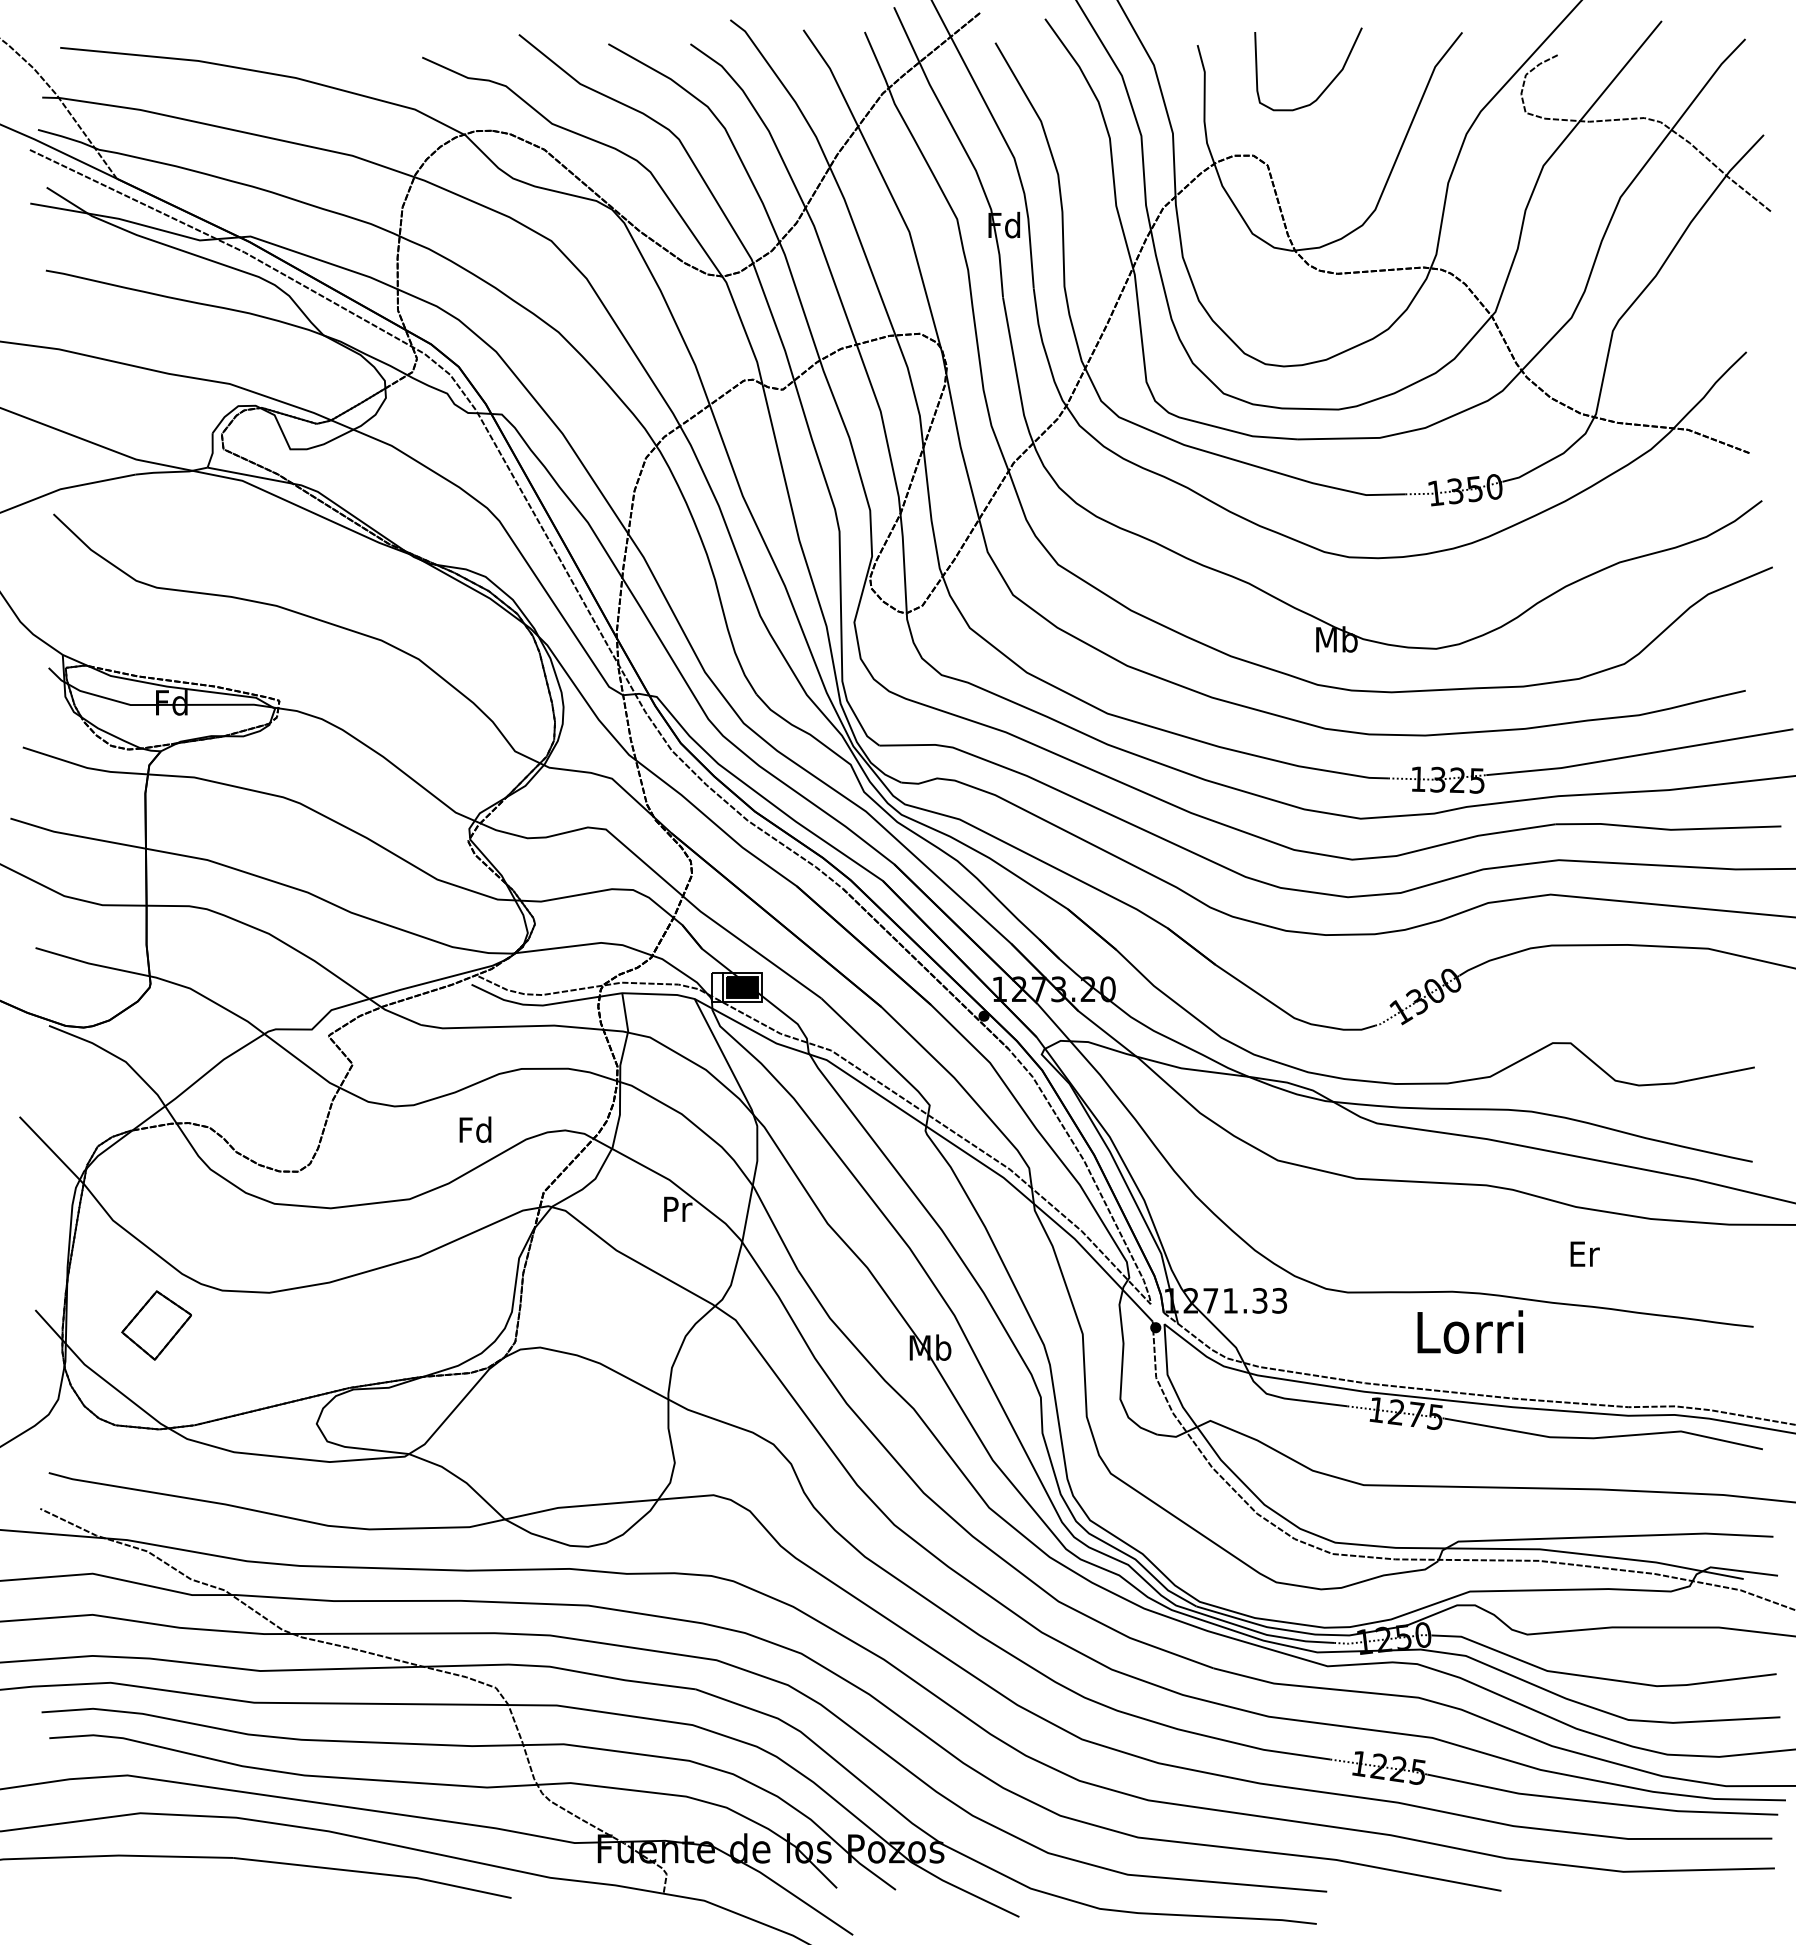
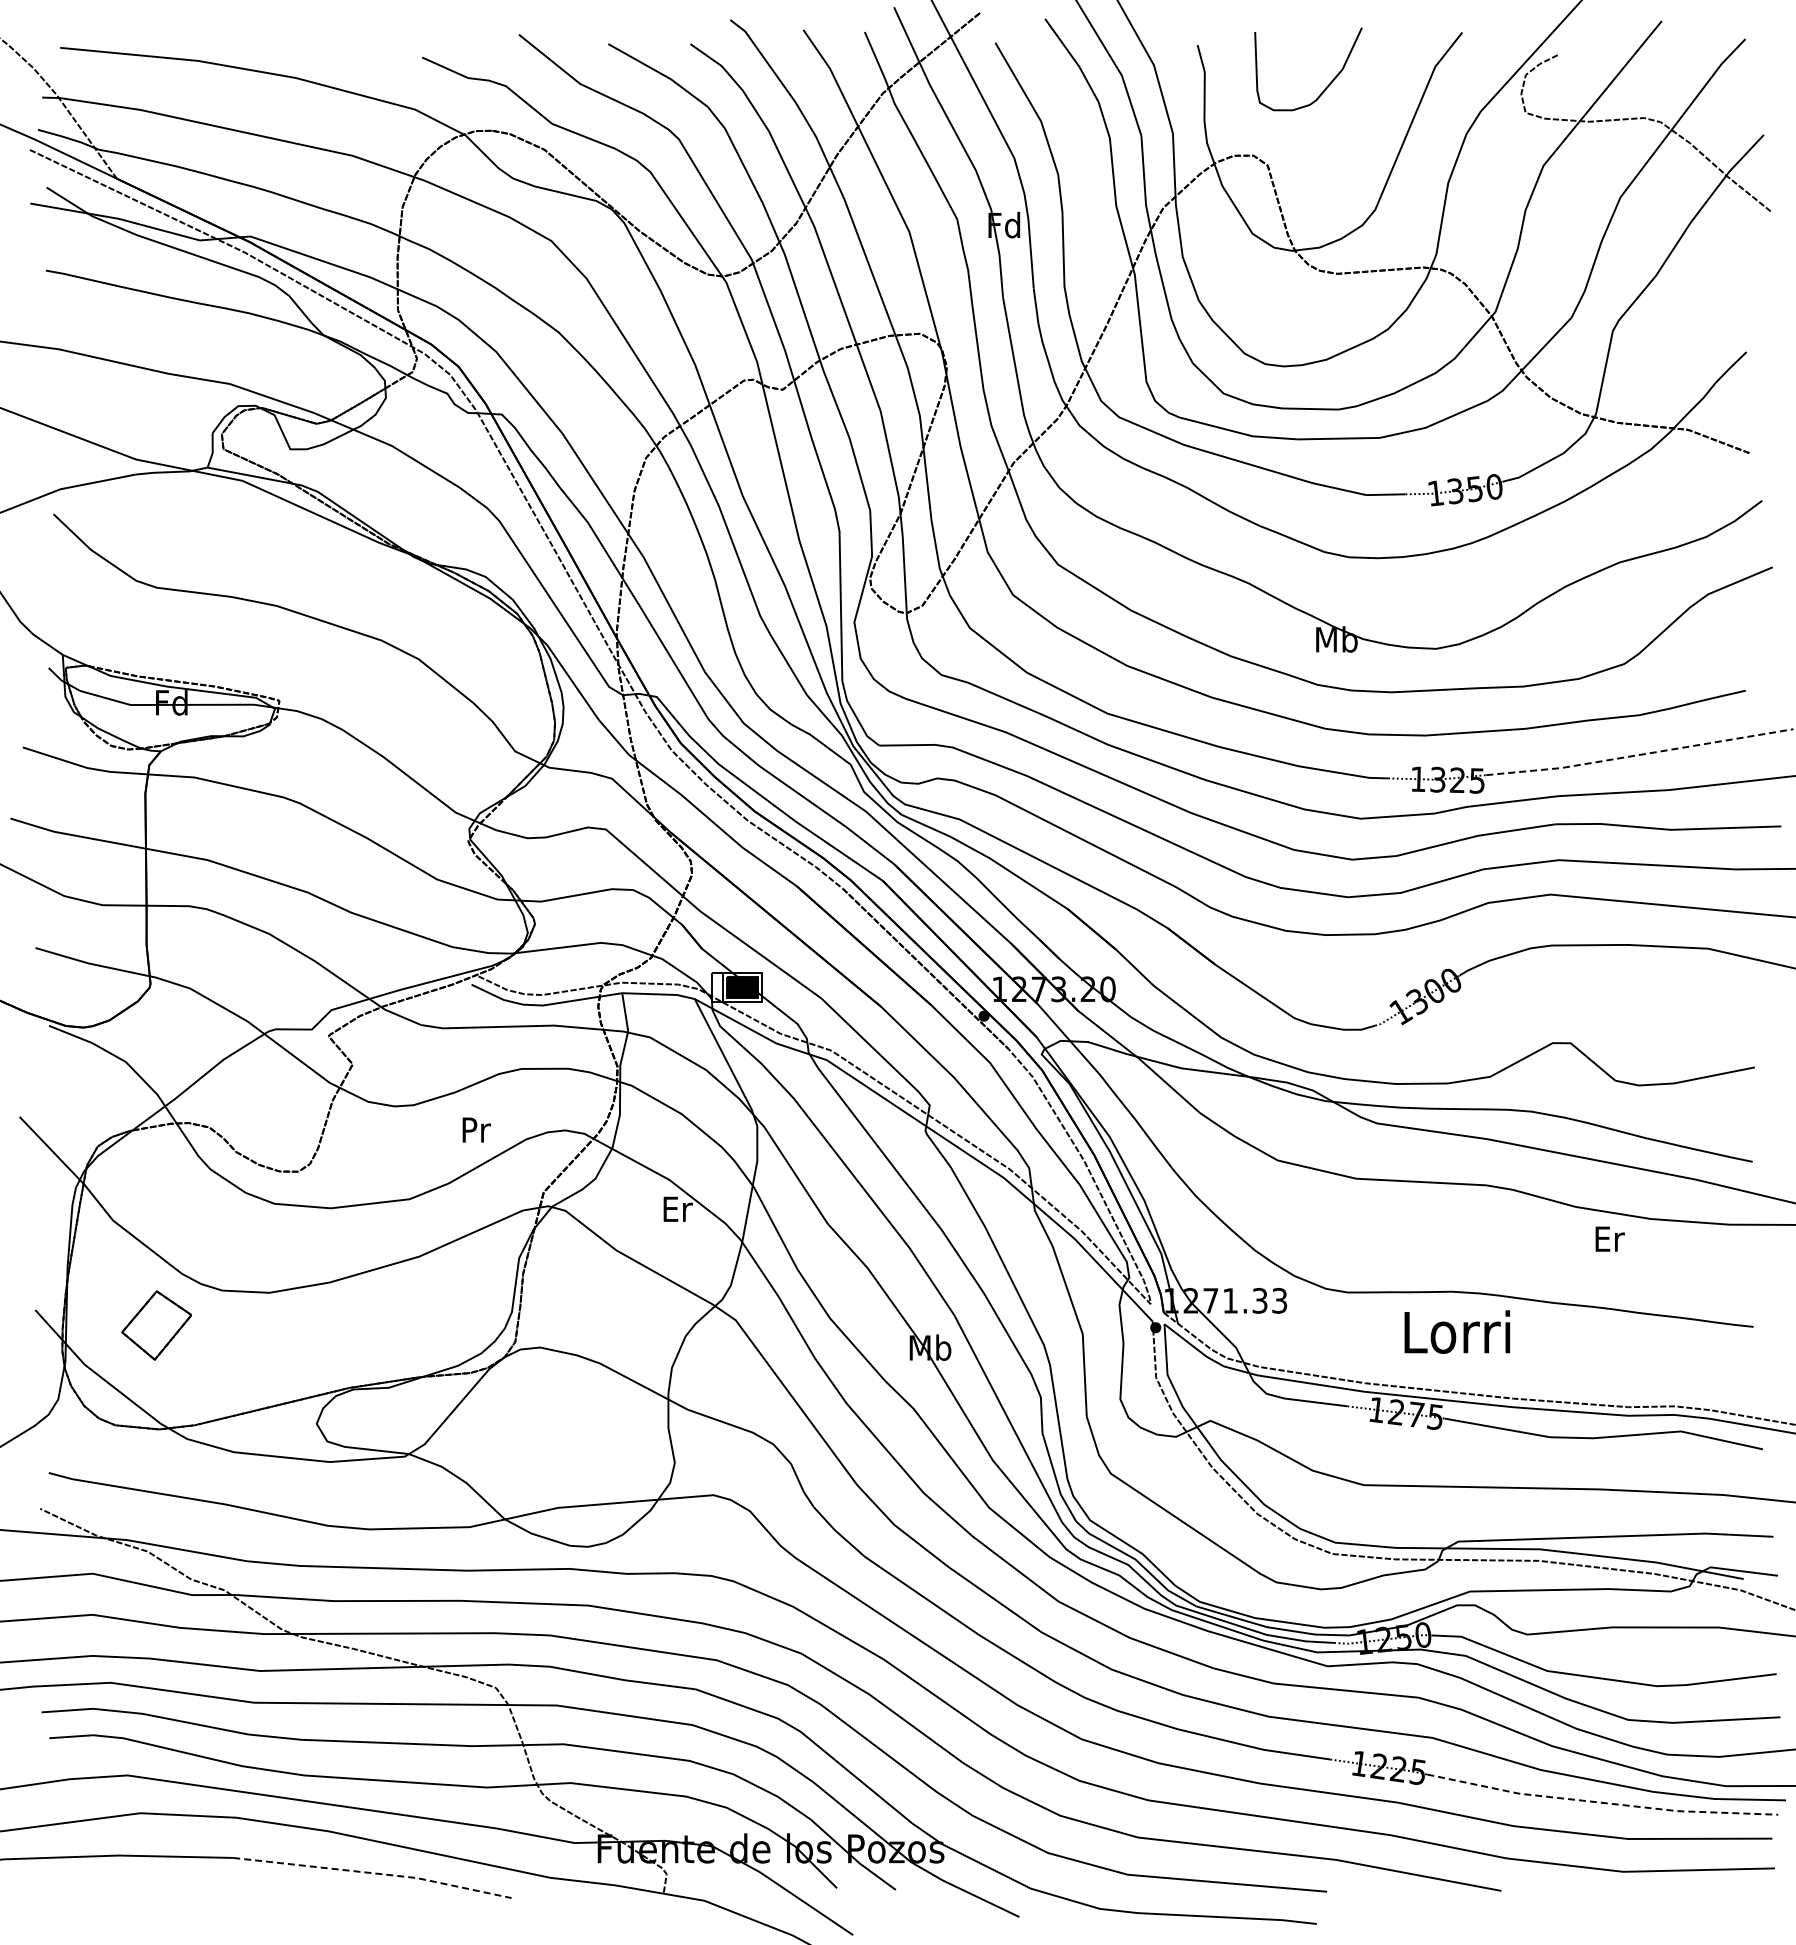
line: solid -> dashed (1640, 754)
text: Fd -> Pr (475, 1129)
text: Pr -> Er (677, 1208)
text position: (1584, 1253) -> (1609, 1238) (1609, 1238)
text position: (1469, 1331) -> (1456, 1331) (1456, 1331)
line: solid -> dashed (1602, 1802)
line: solid -> dashed (374, 1873)
